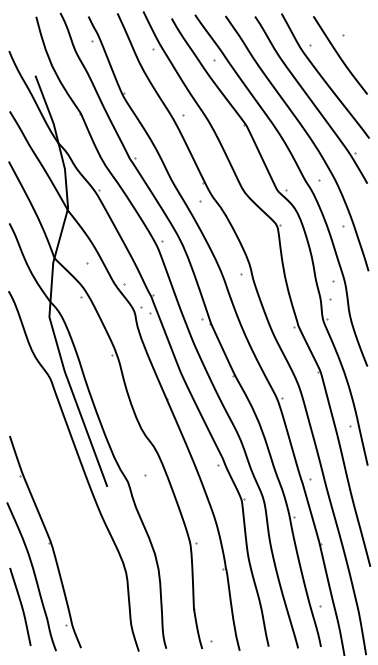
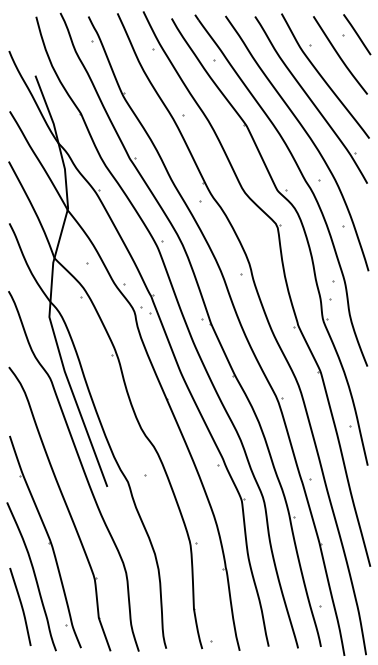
line: none -> present (357, 34)
part: none -> present (65, 505)
